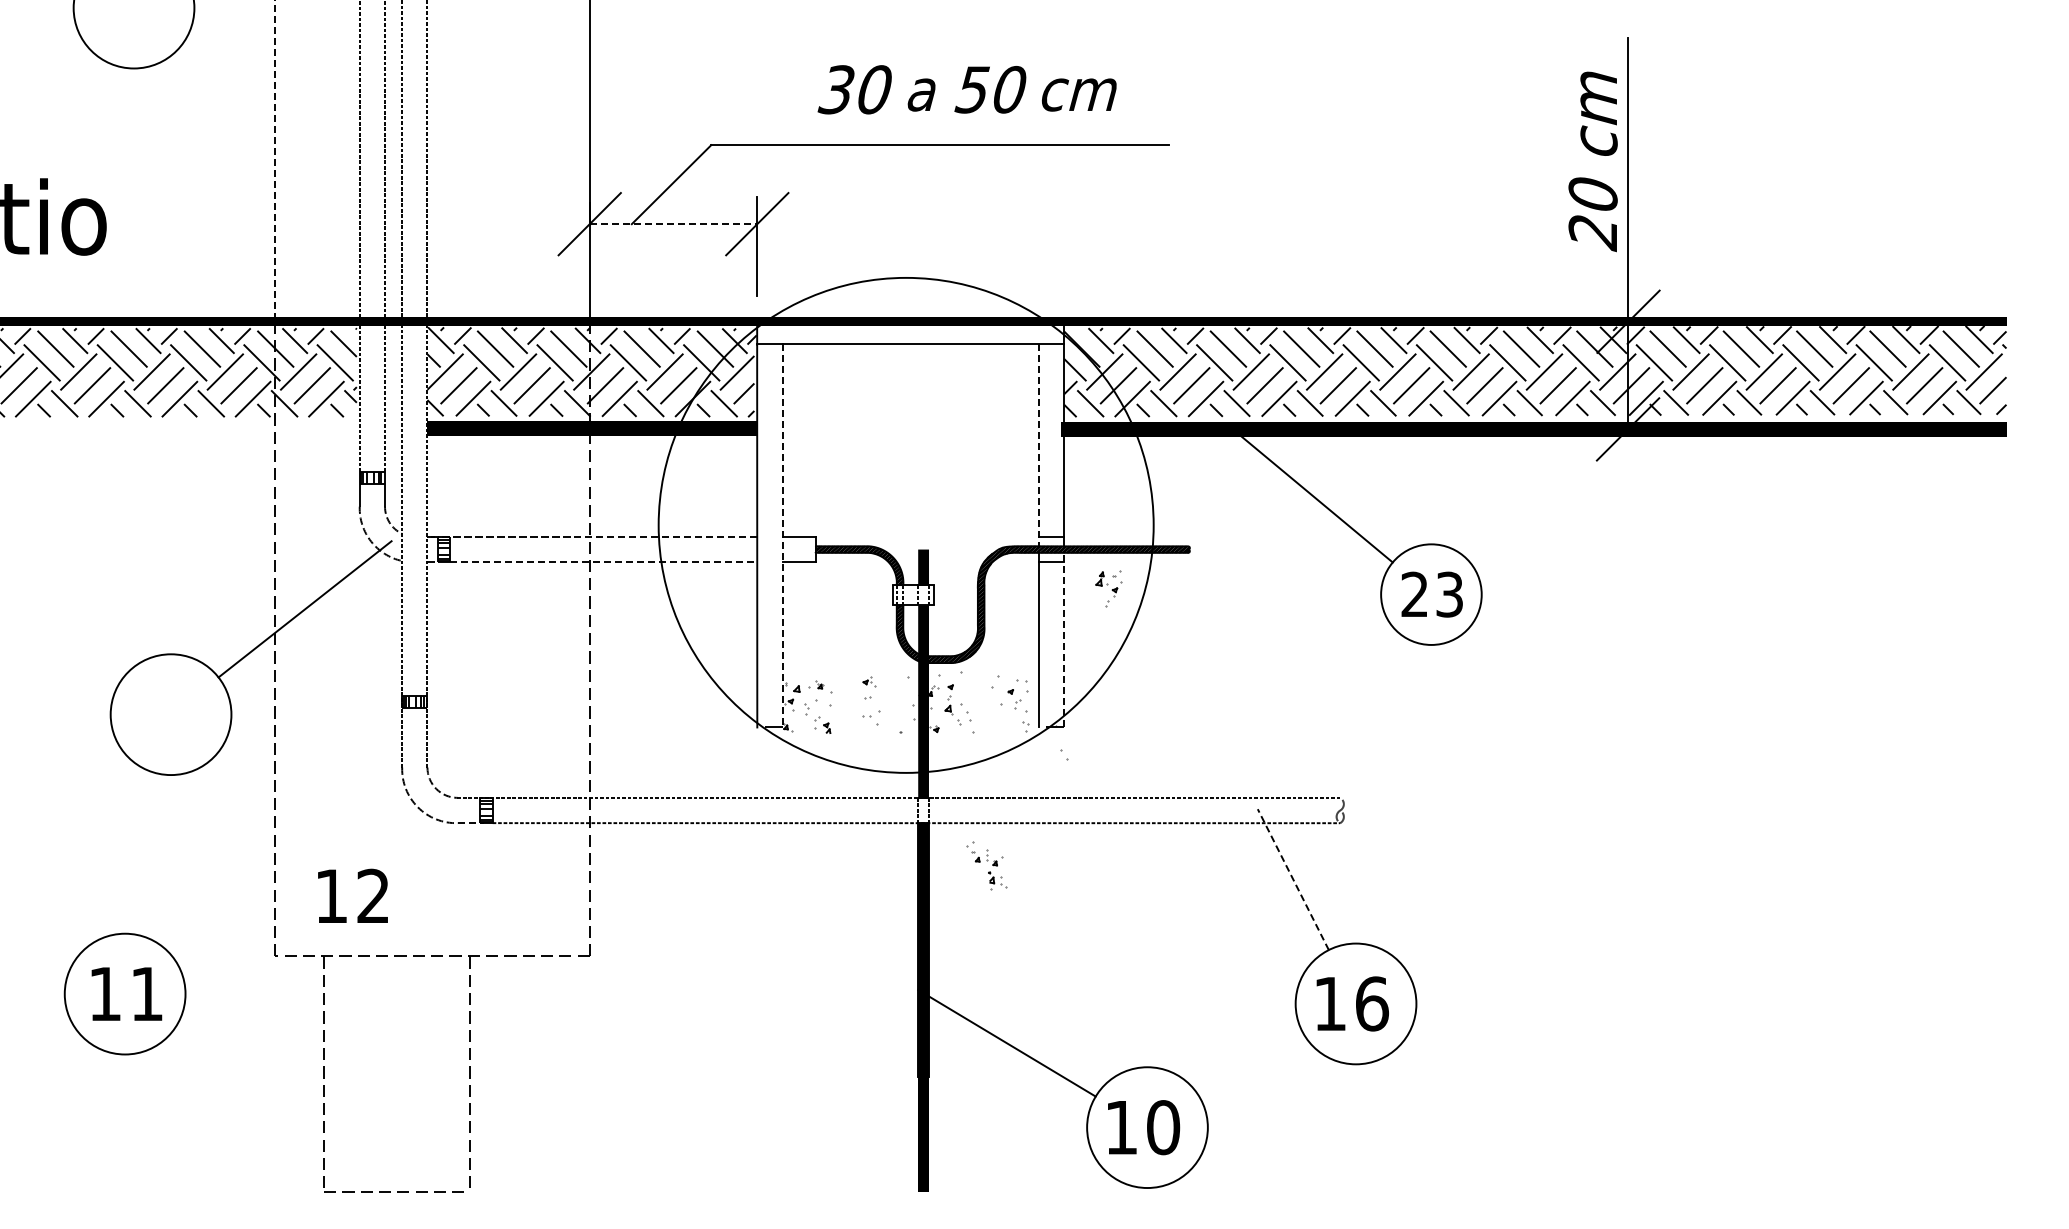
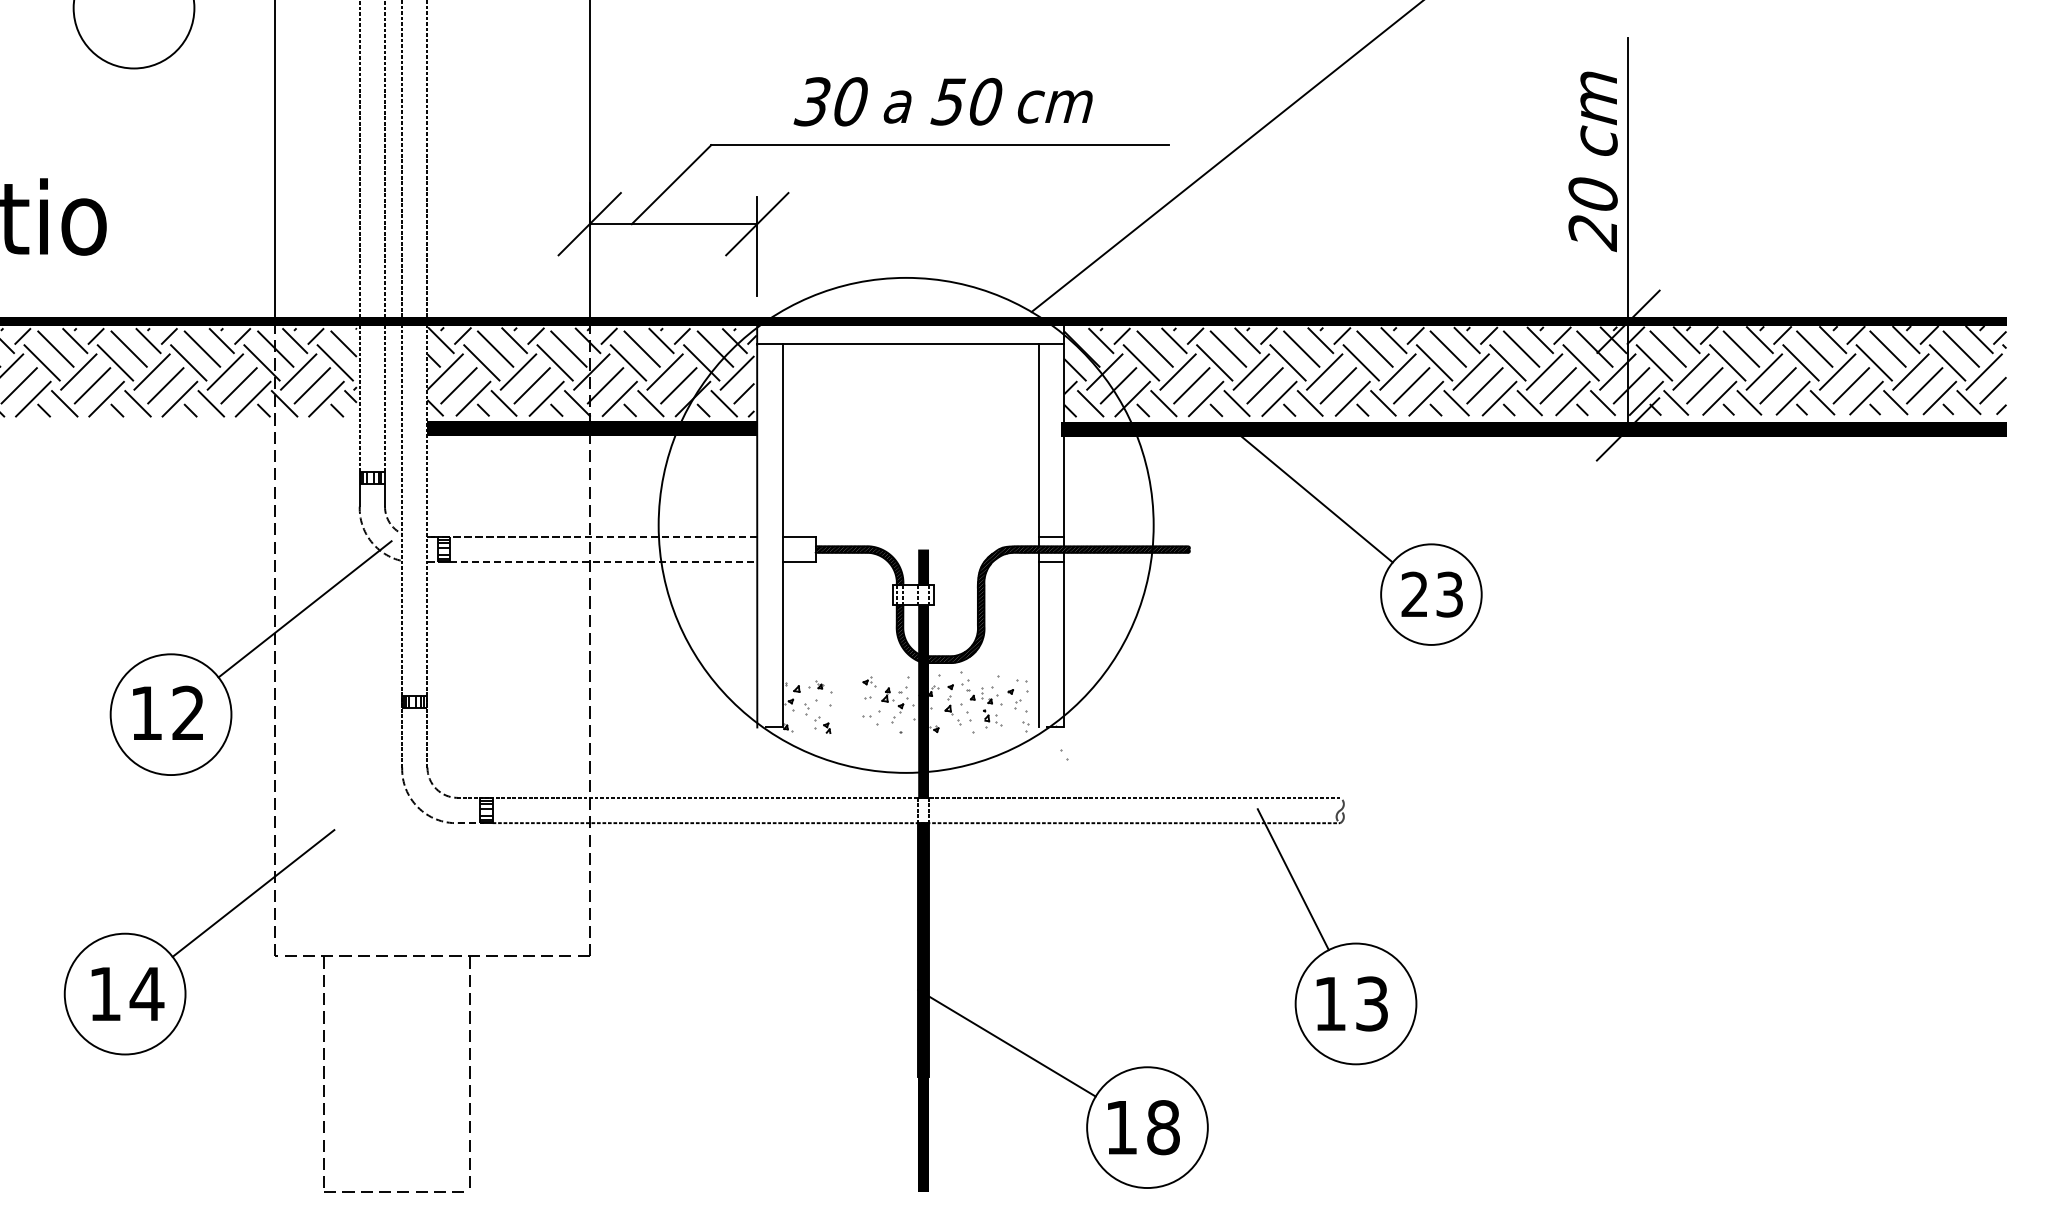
text position: (966, 89) -> (942, 101) (942, 101)
line: none -> present (1225, 157)
line: dashed -> solid (274, 160)
line: dashed -> solid (673, 224)
line: dashed -> solid (1038, 445)
line: dashed -> solid (782, 535)
part position: (1108, 588) -> (894, 704) (894, 704)
line: dashed -> solid (1064, 639)
part position: (986, 865) -> (981, 703) (981, 703)
line: dashed -> solid (1293, 879)
line: none -> present (253, 893)
text position: (352, 895) -> (167, 712) (167, 712)
text: 11 -> 14 (146, 993)
text: 16 -> 13 (1372, 1003)
text: 10 -> 18 (1163, 1127)
